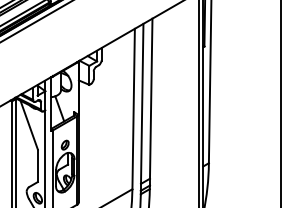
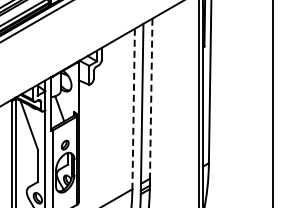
line: solid -> dashed (151, 99)
line position: (280, 103) -> (272, 103) (272, 103)
line: solid -> dashed (133, 109)
